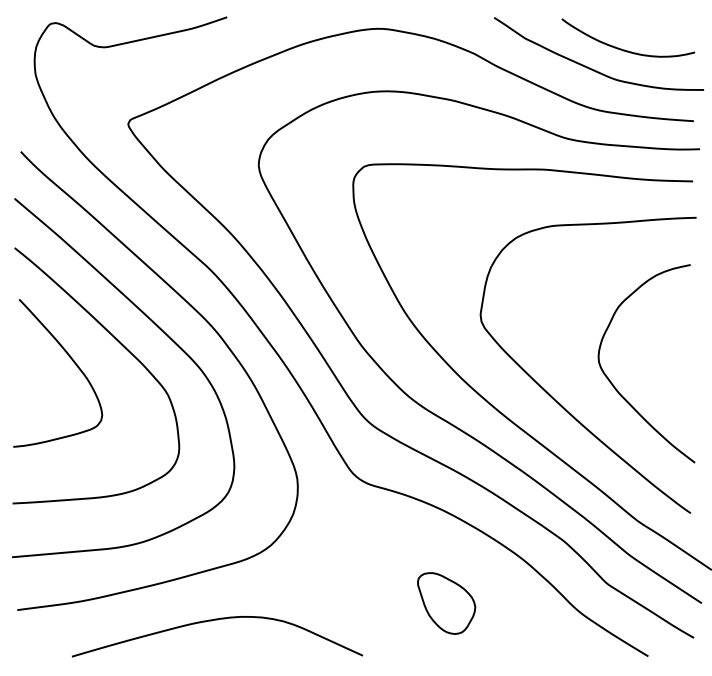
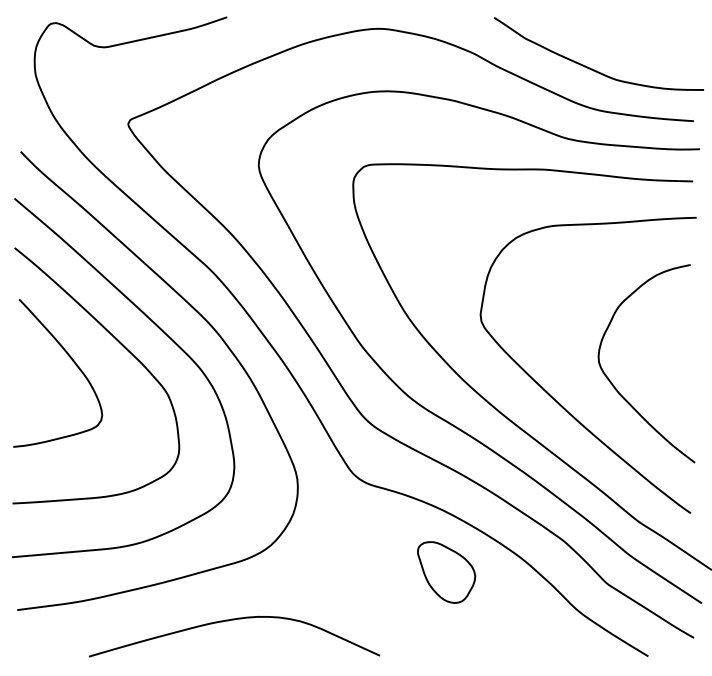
curve: present -> none (624, 49)
part position: (446, 603) -> (446, 572) (446, 572)
curve position: (217, 620) -> (234, 620) (234, 620)
